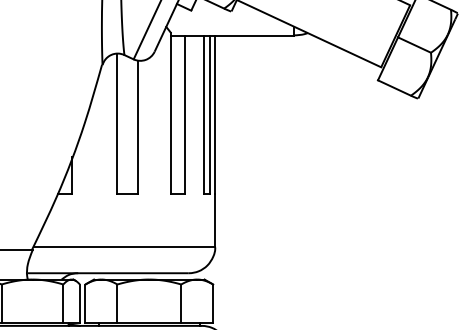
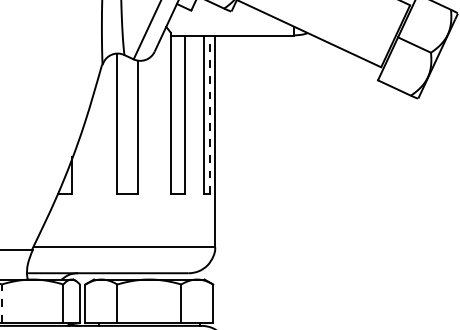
line: solid -> dashed (210, 115)
line: solid -> dashed (1, 303)
